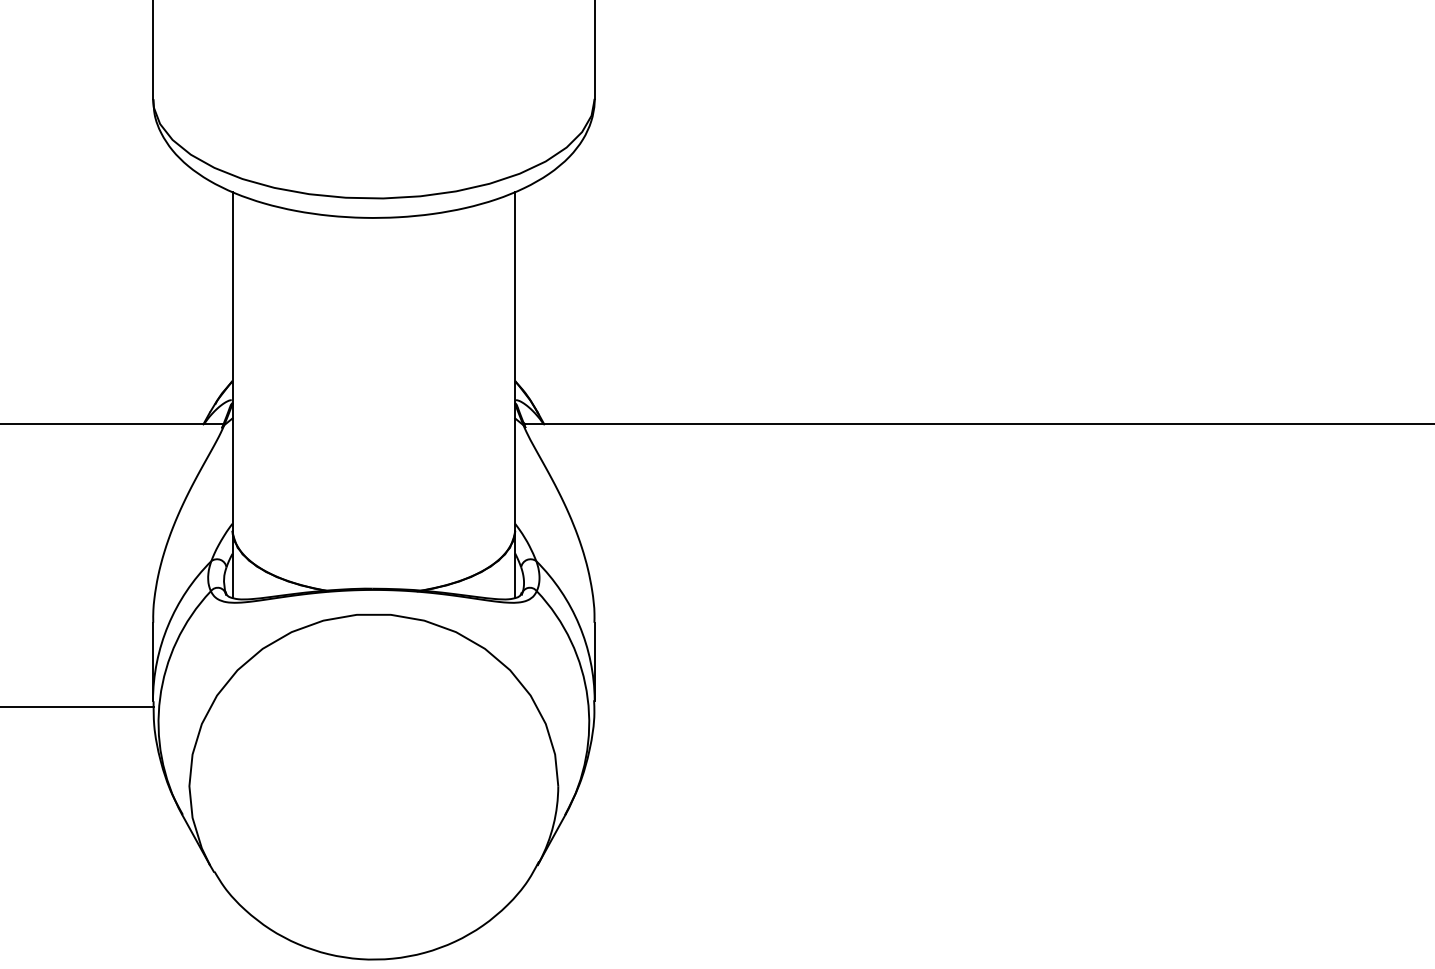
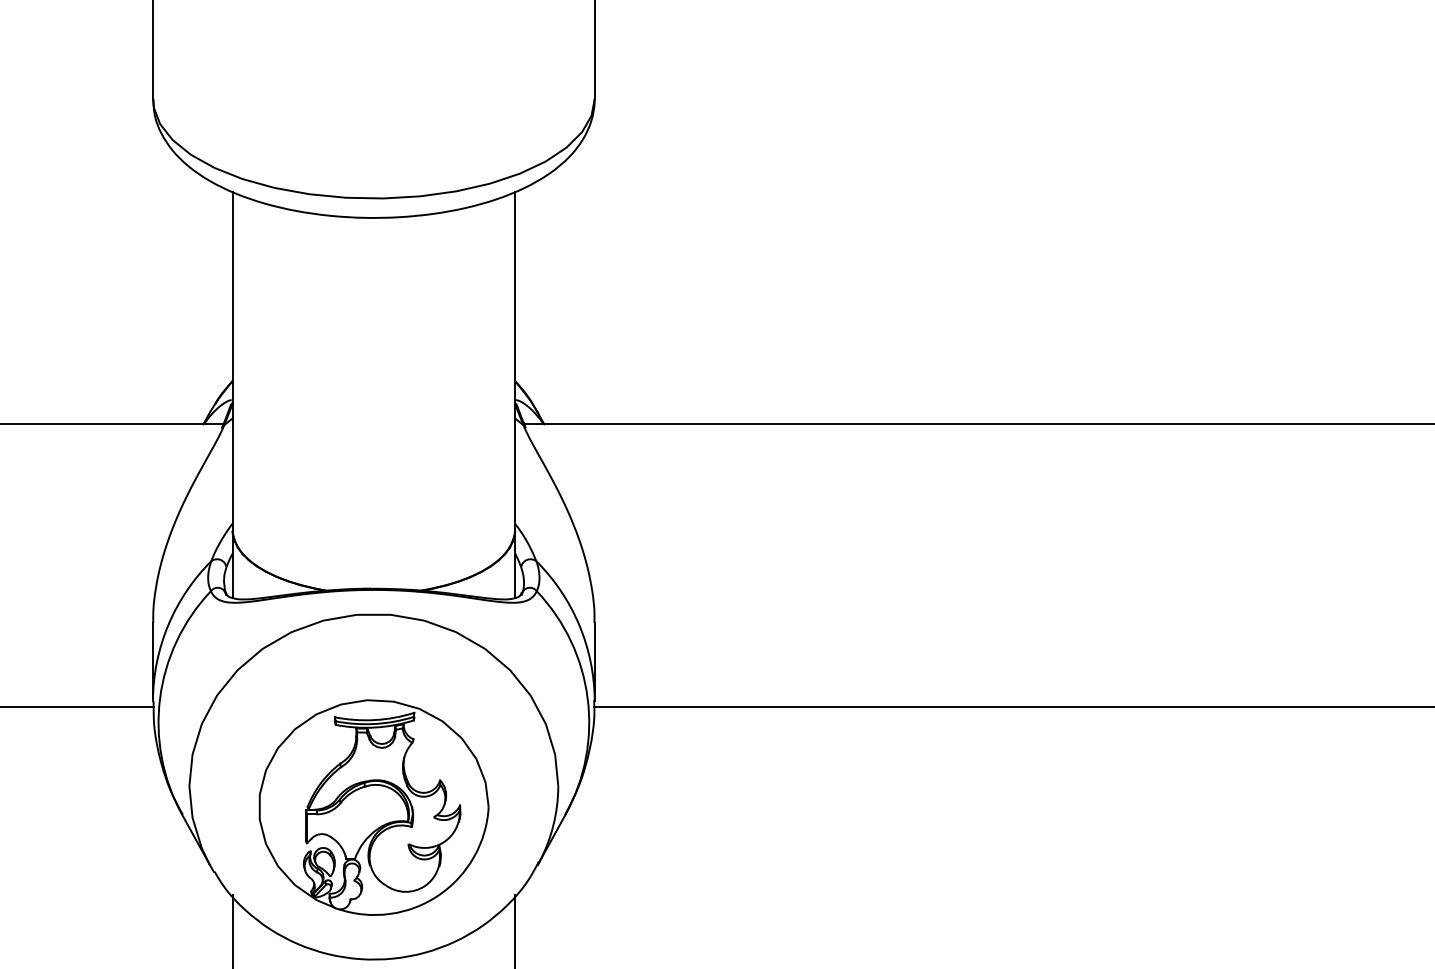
line: none -> present (1012, 707)
part: none -> present (373, 807)
line: none -> present (232, 930)
line: none -> present (515, 930)
